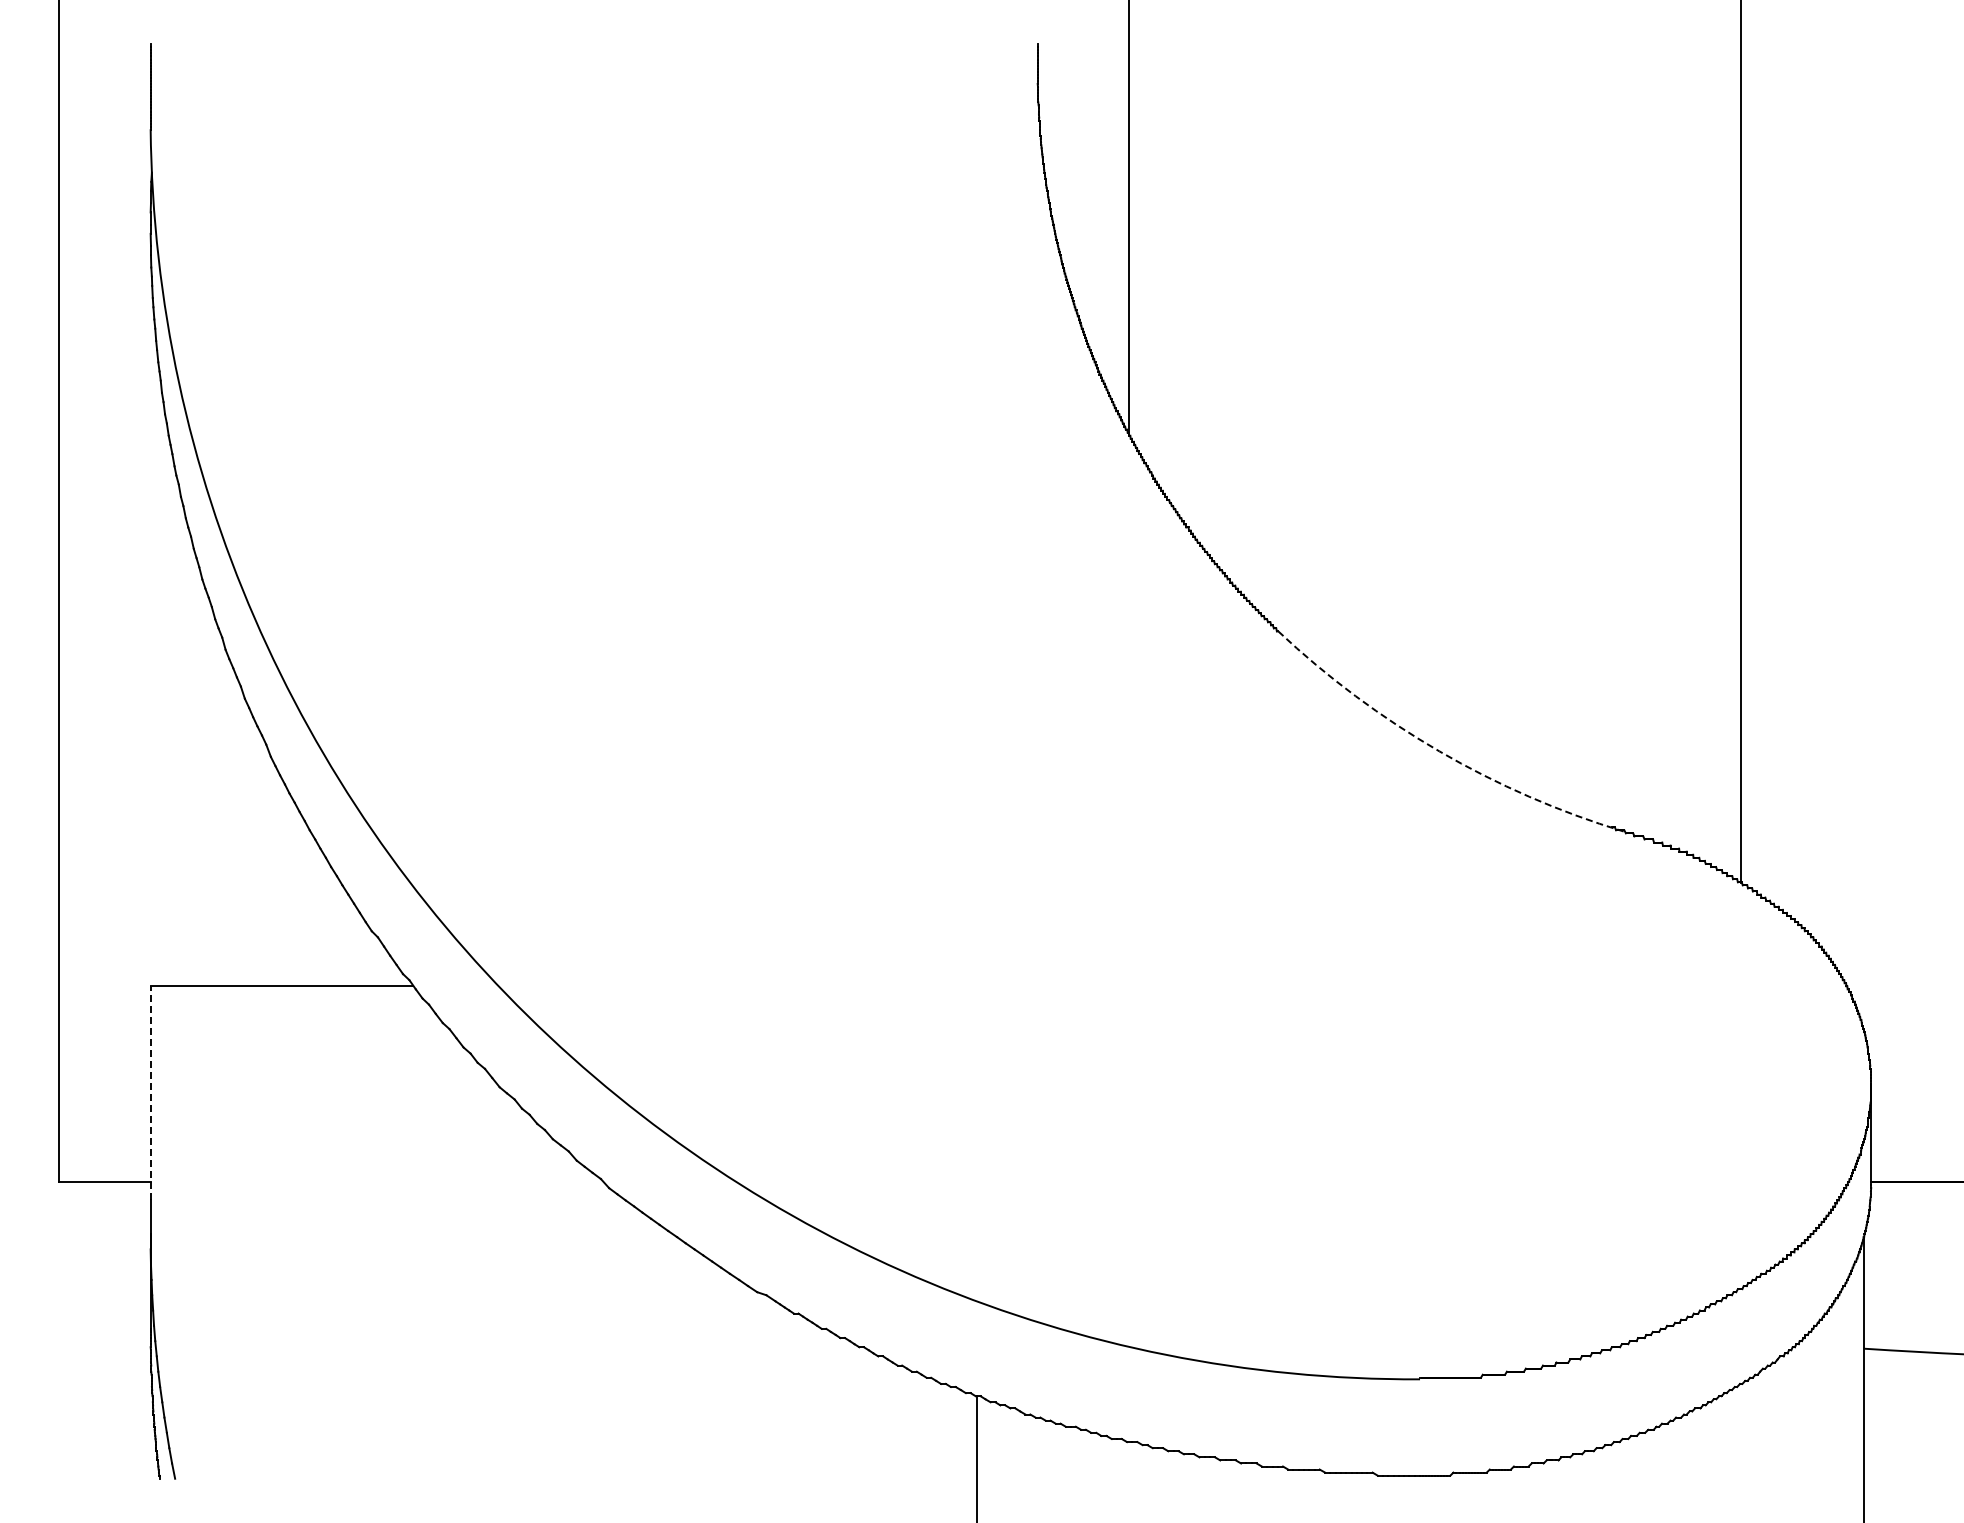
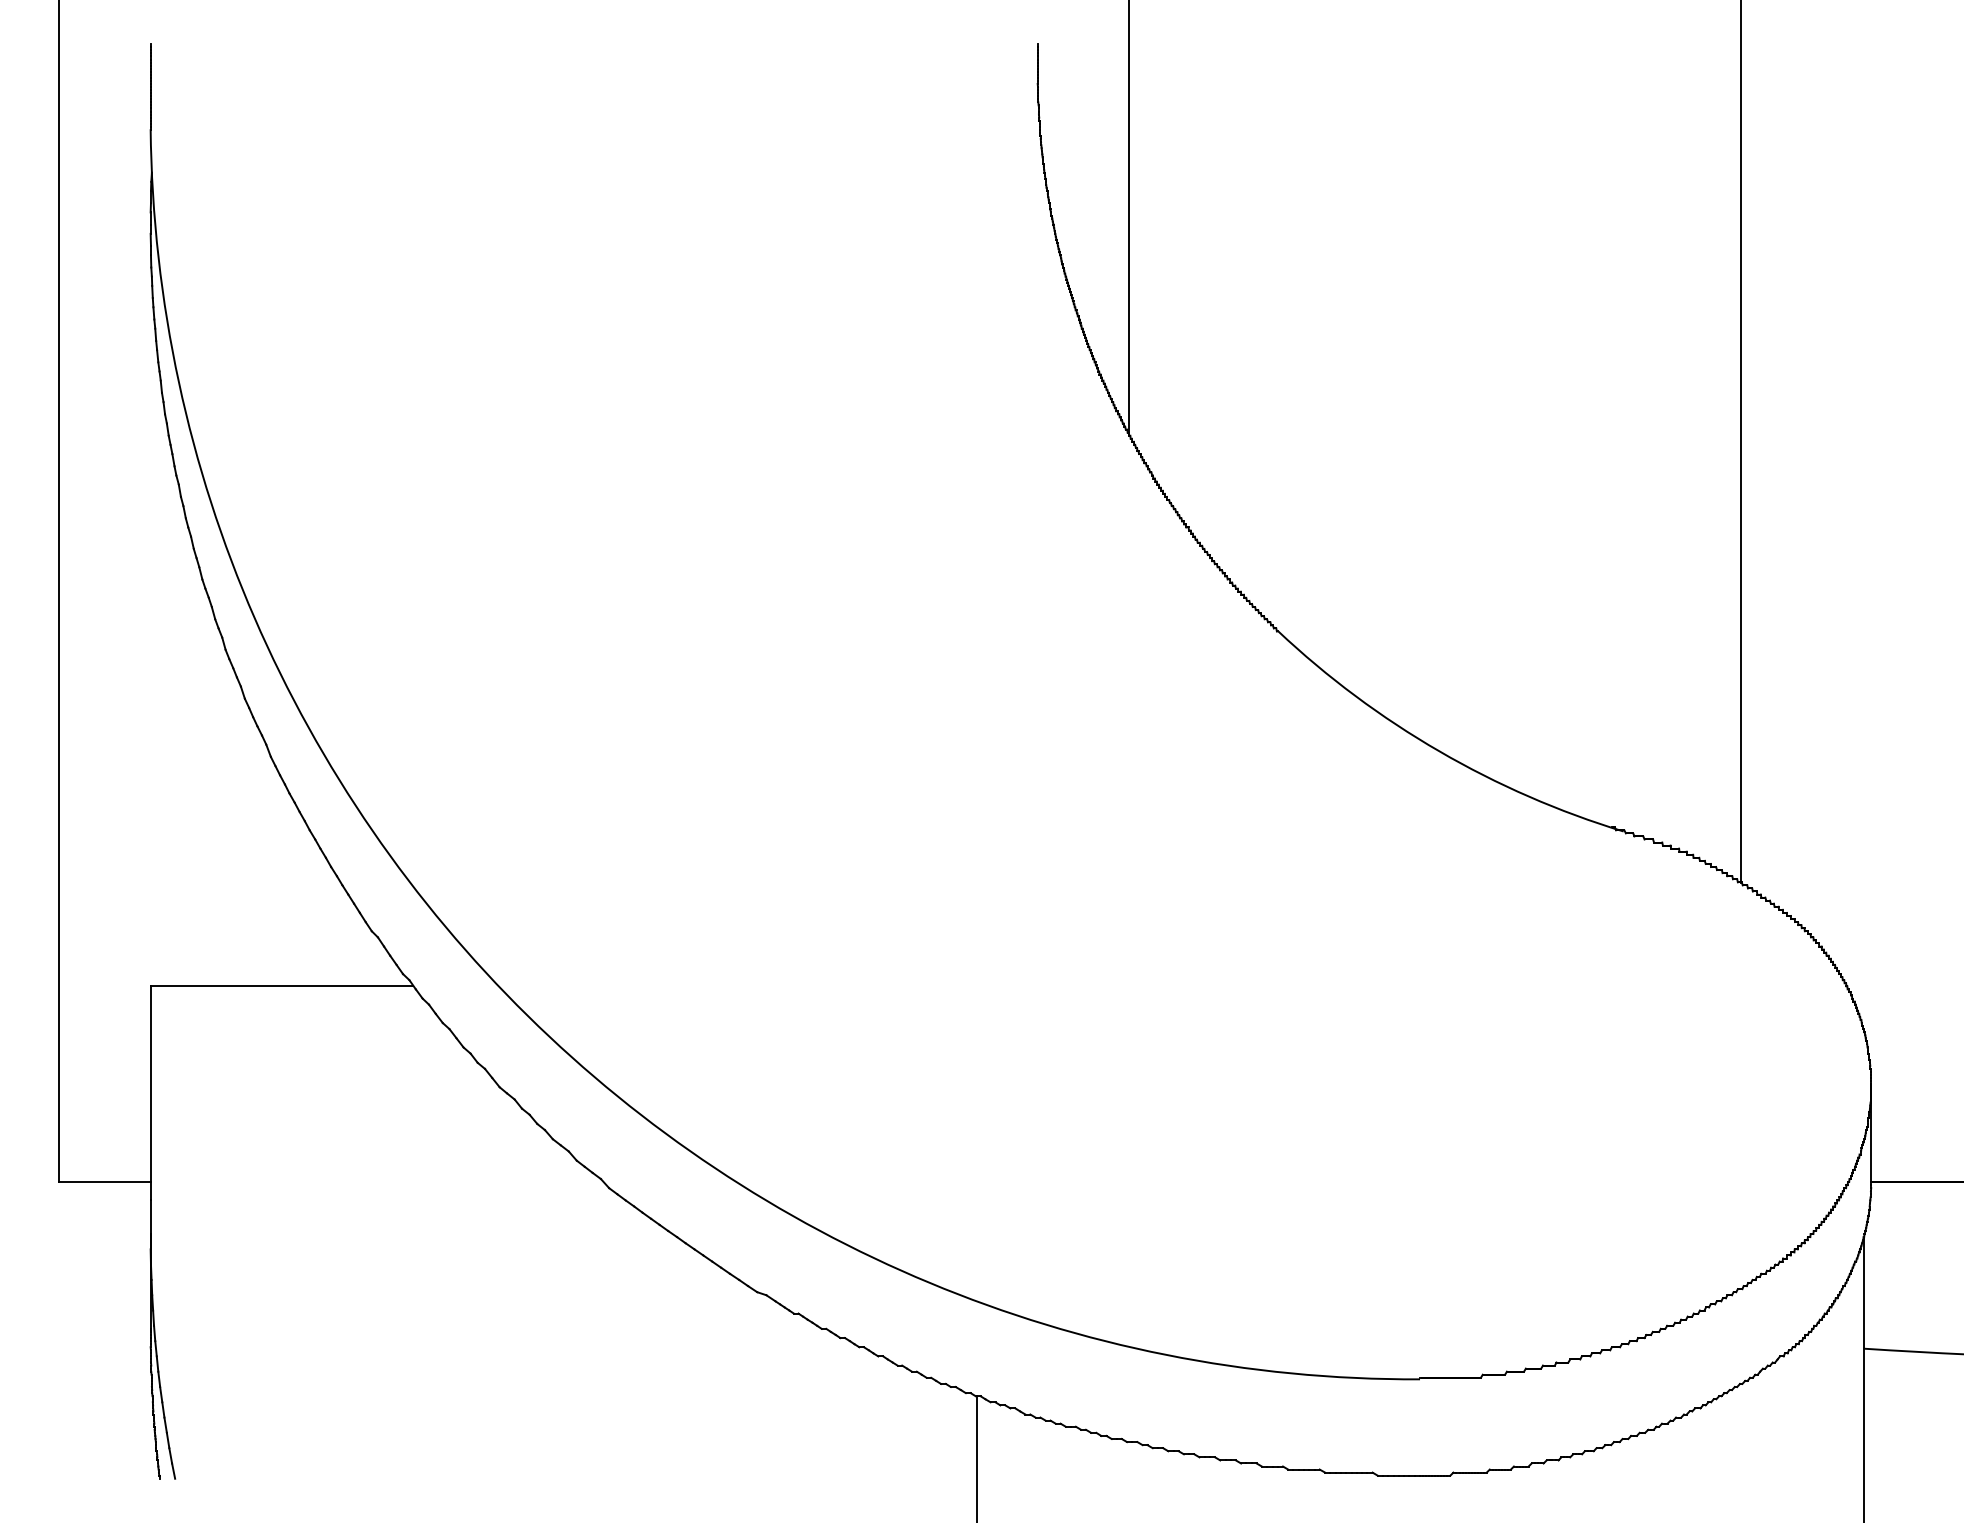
arc: dashed -> solid (1439, 751)
line: dashed -> solid (150, 1092)
